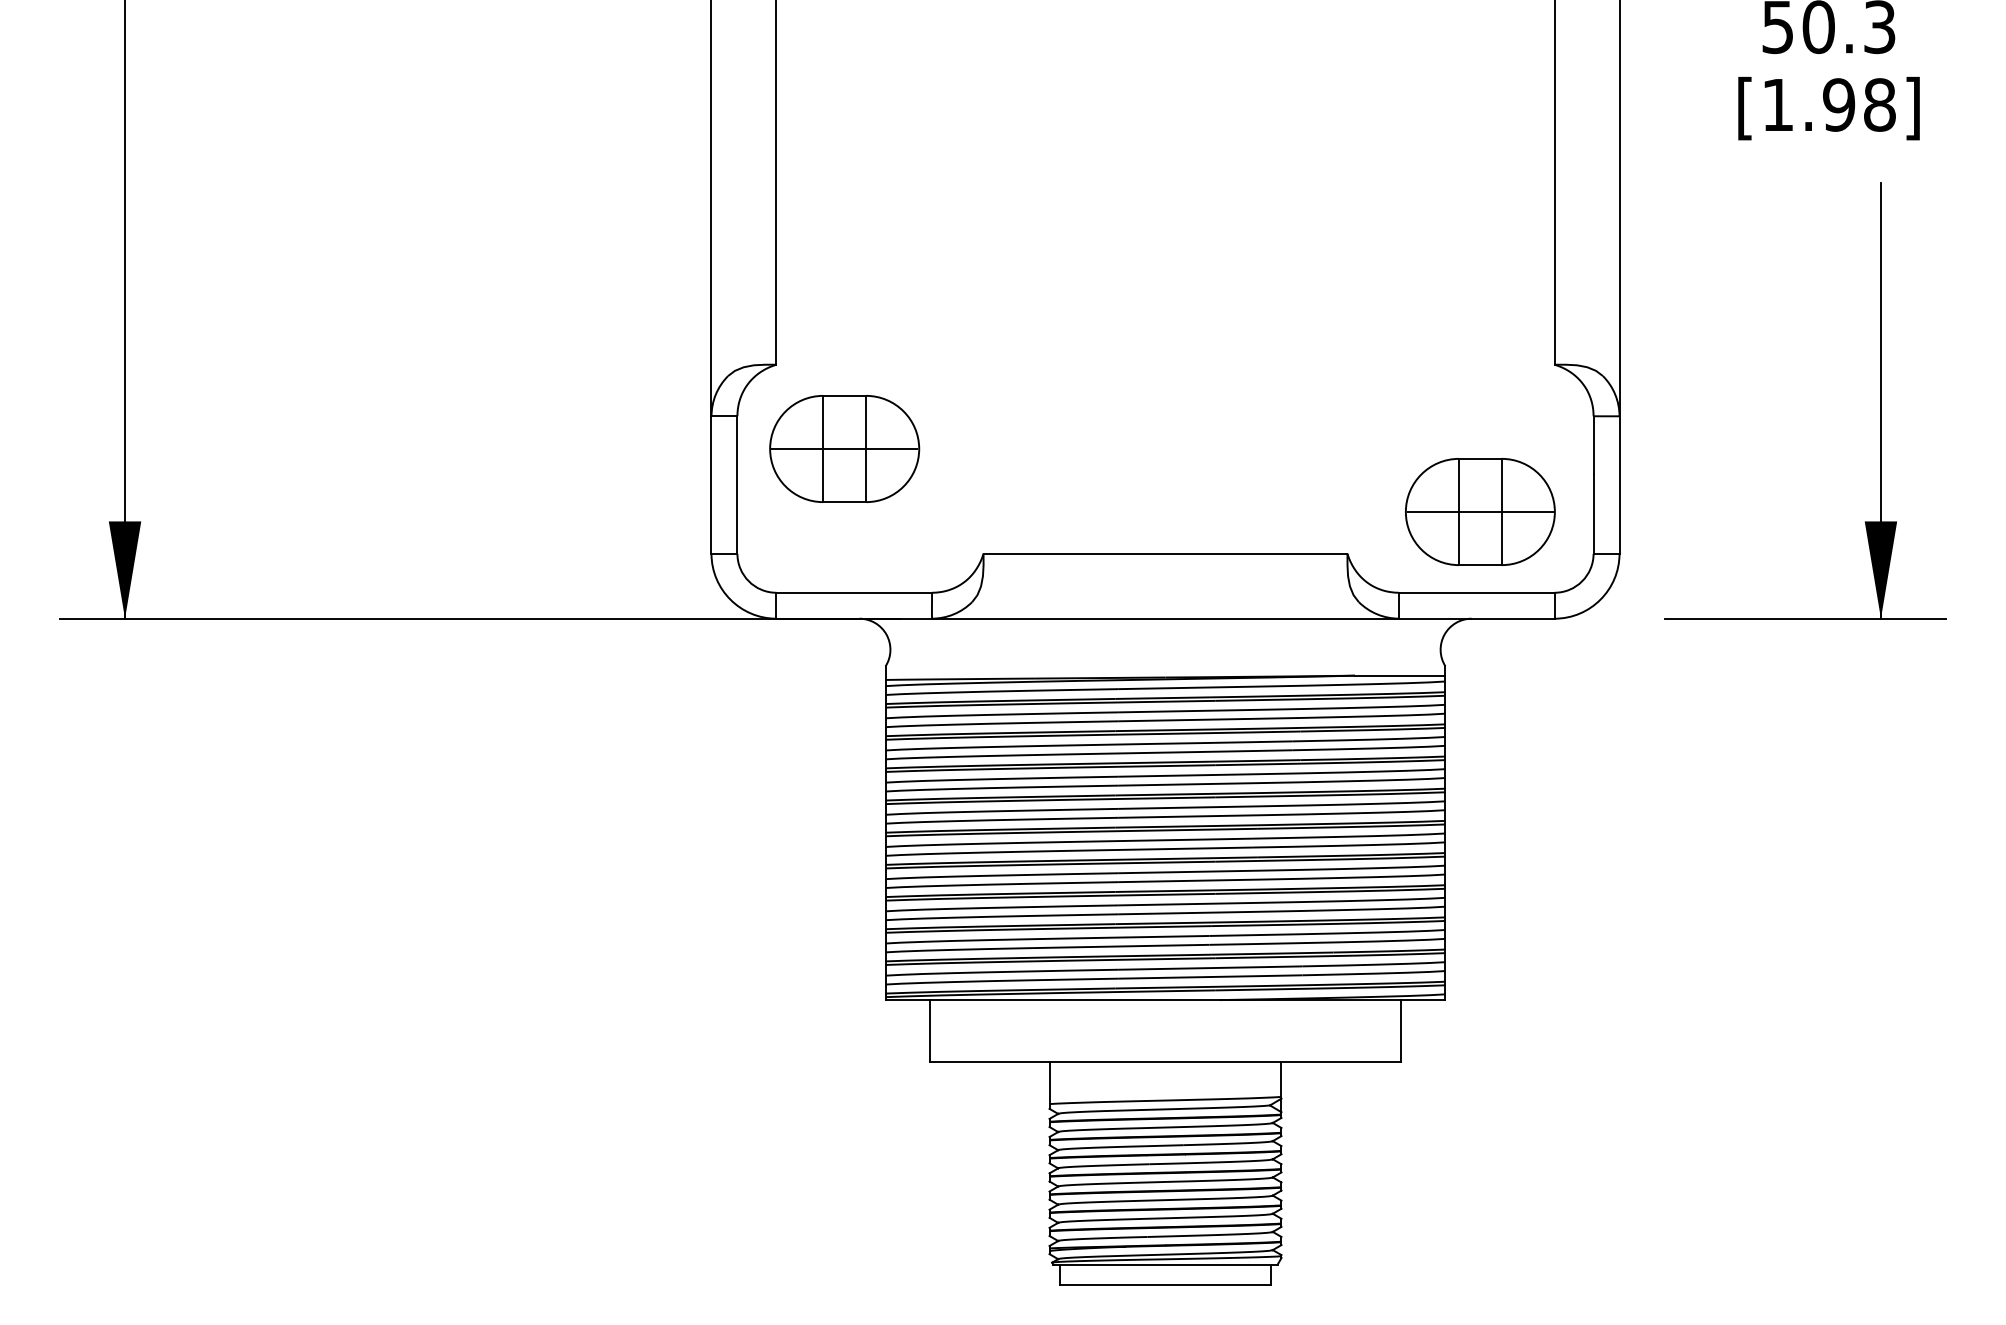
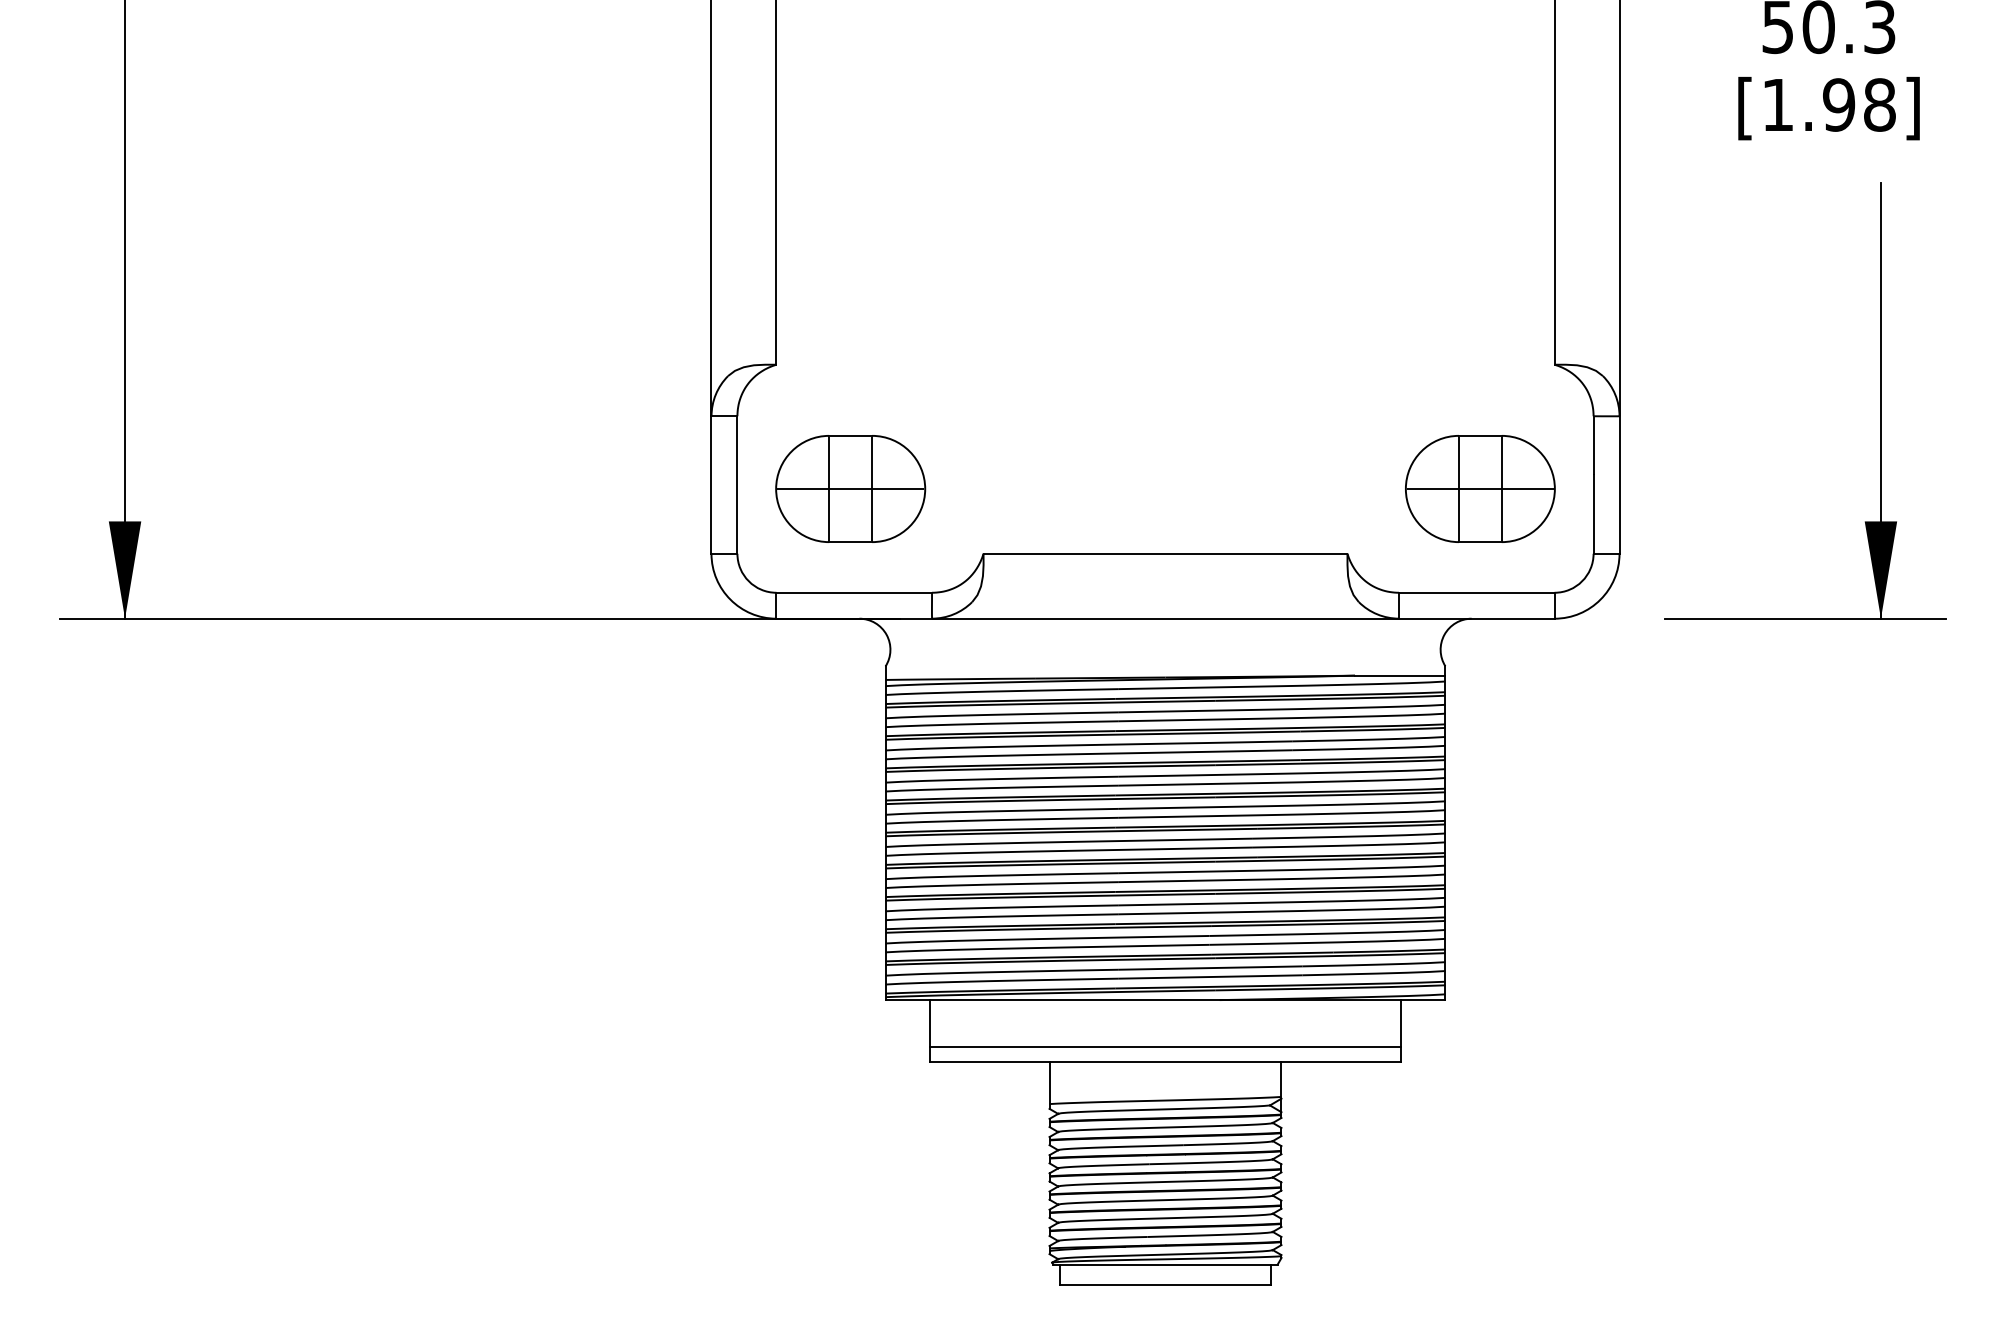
part position: (844, 448) -> (850, 488) (850, 488)
part position: (1480, 511) -> (1480, 488) (1480, 488)
line: none -> present (1165, 1046)
